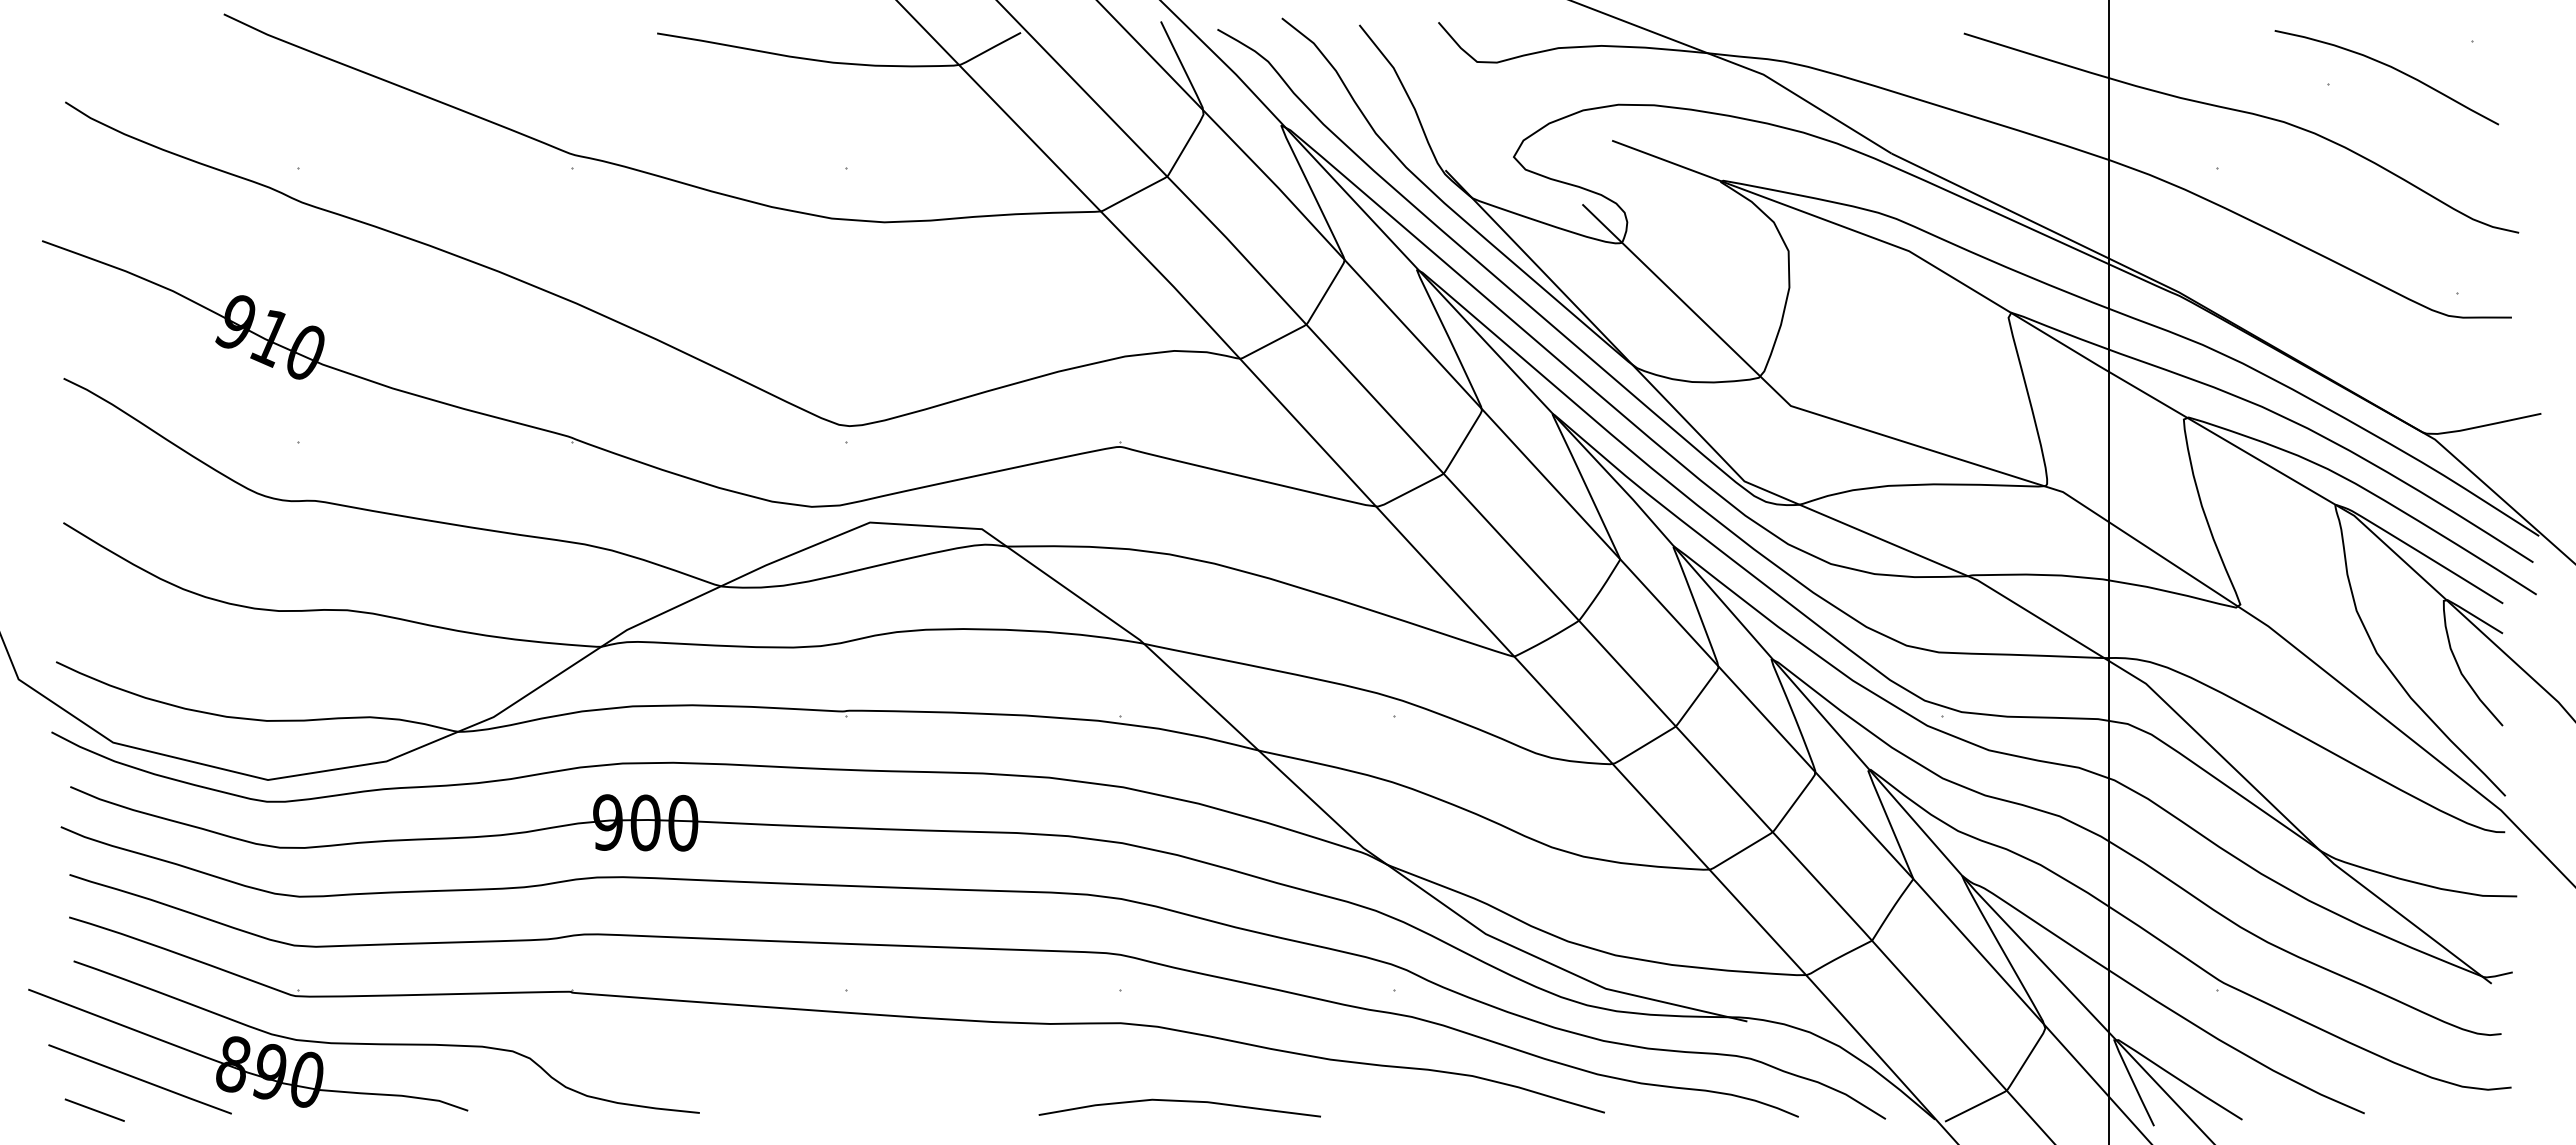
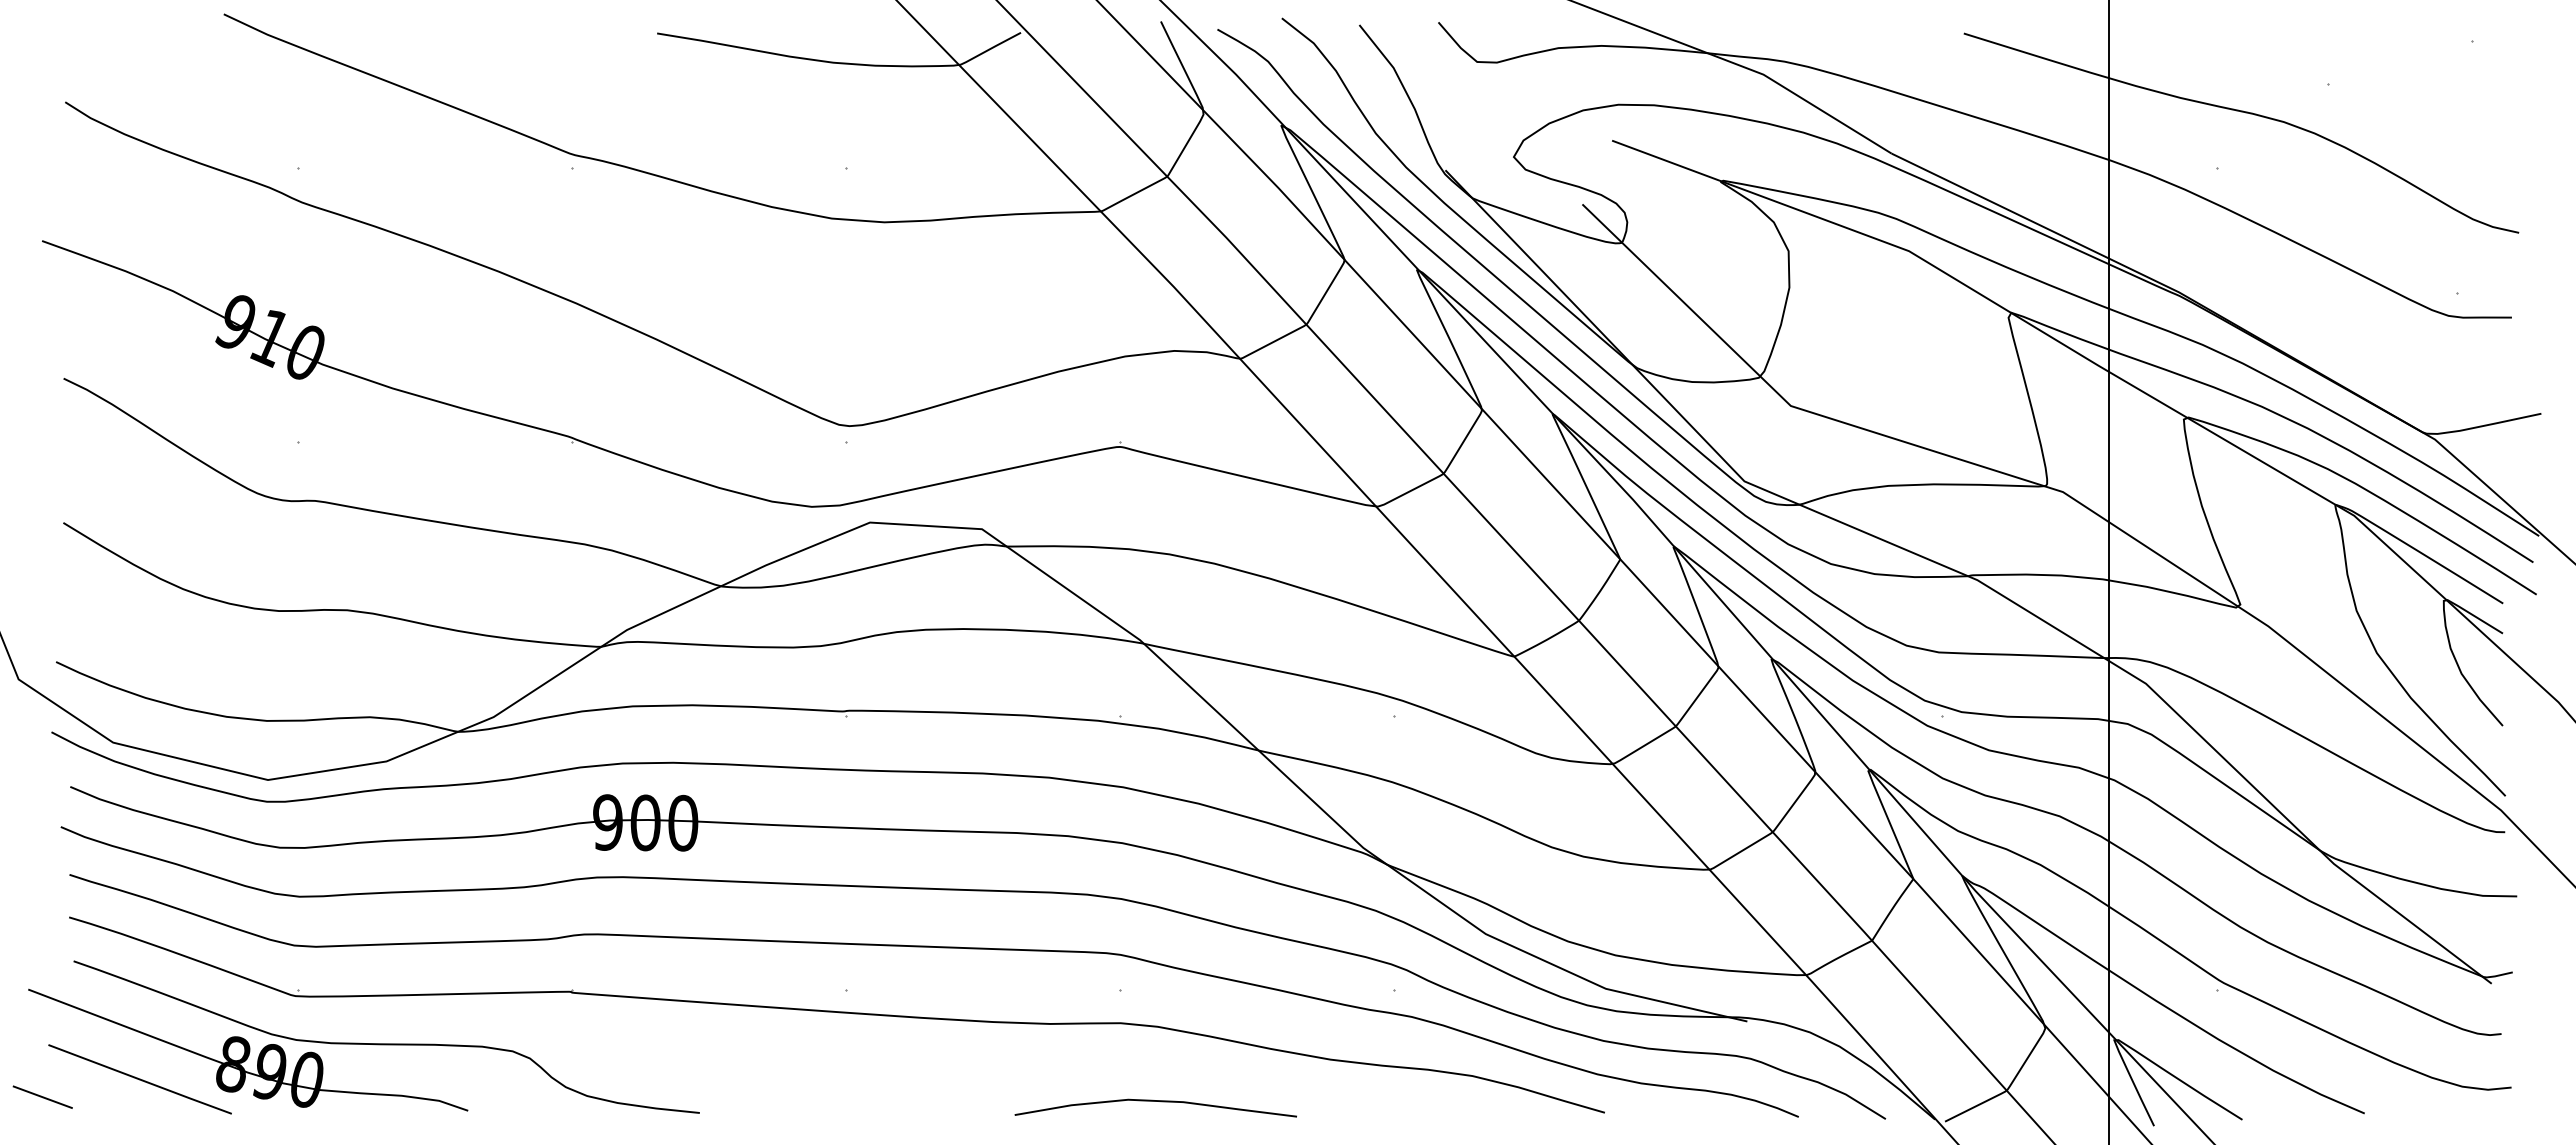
curve: present -> none (2391, 68)
curve position: (1179, 1101) -> (1155, 1101) (1155, 1101)
line position: (94, 1109) -> (42, 1096) (42, 1096)
